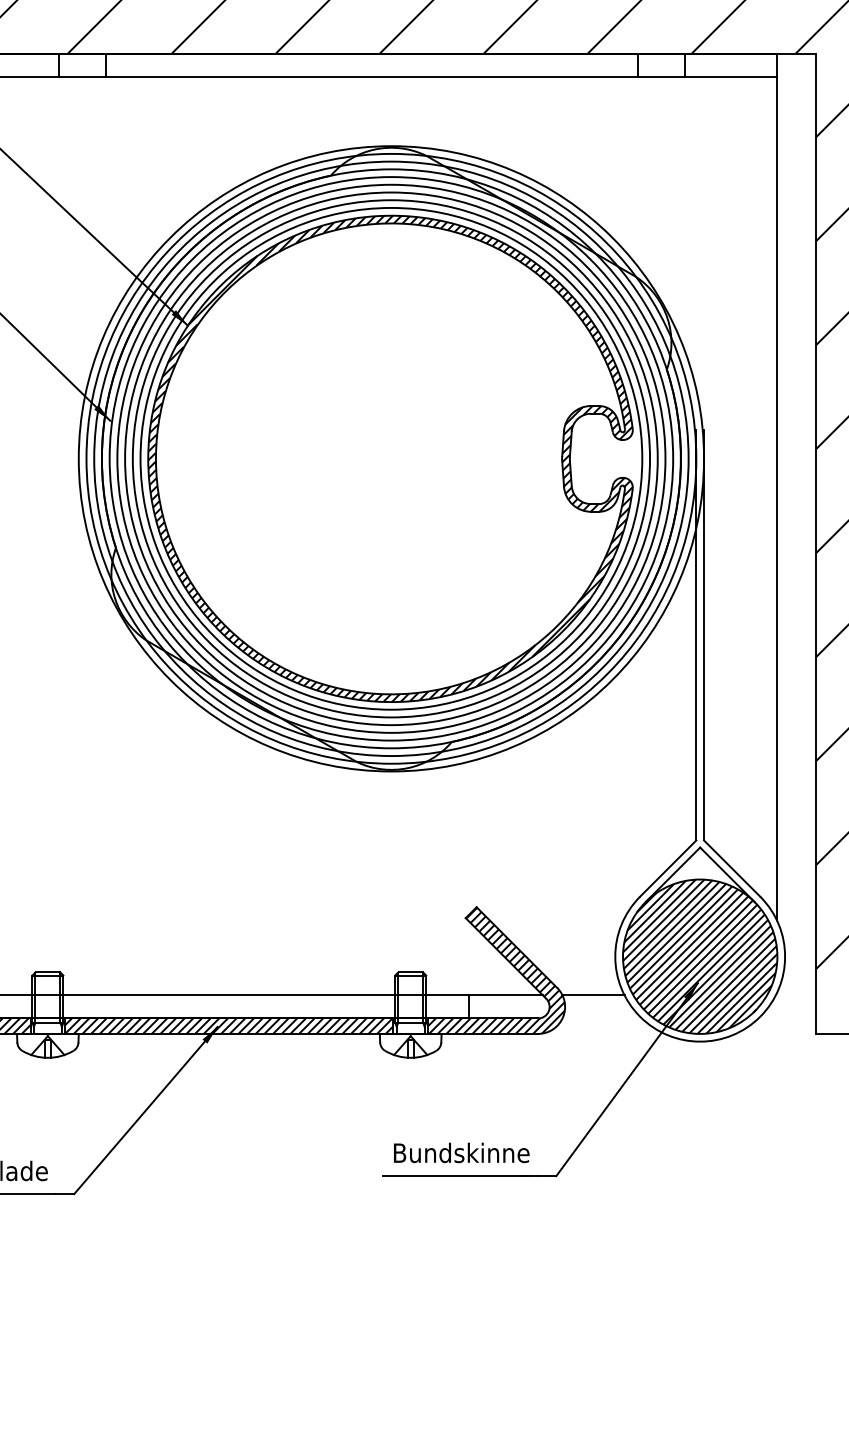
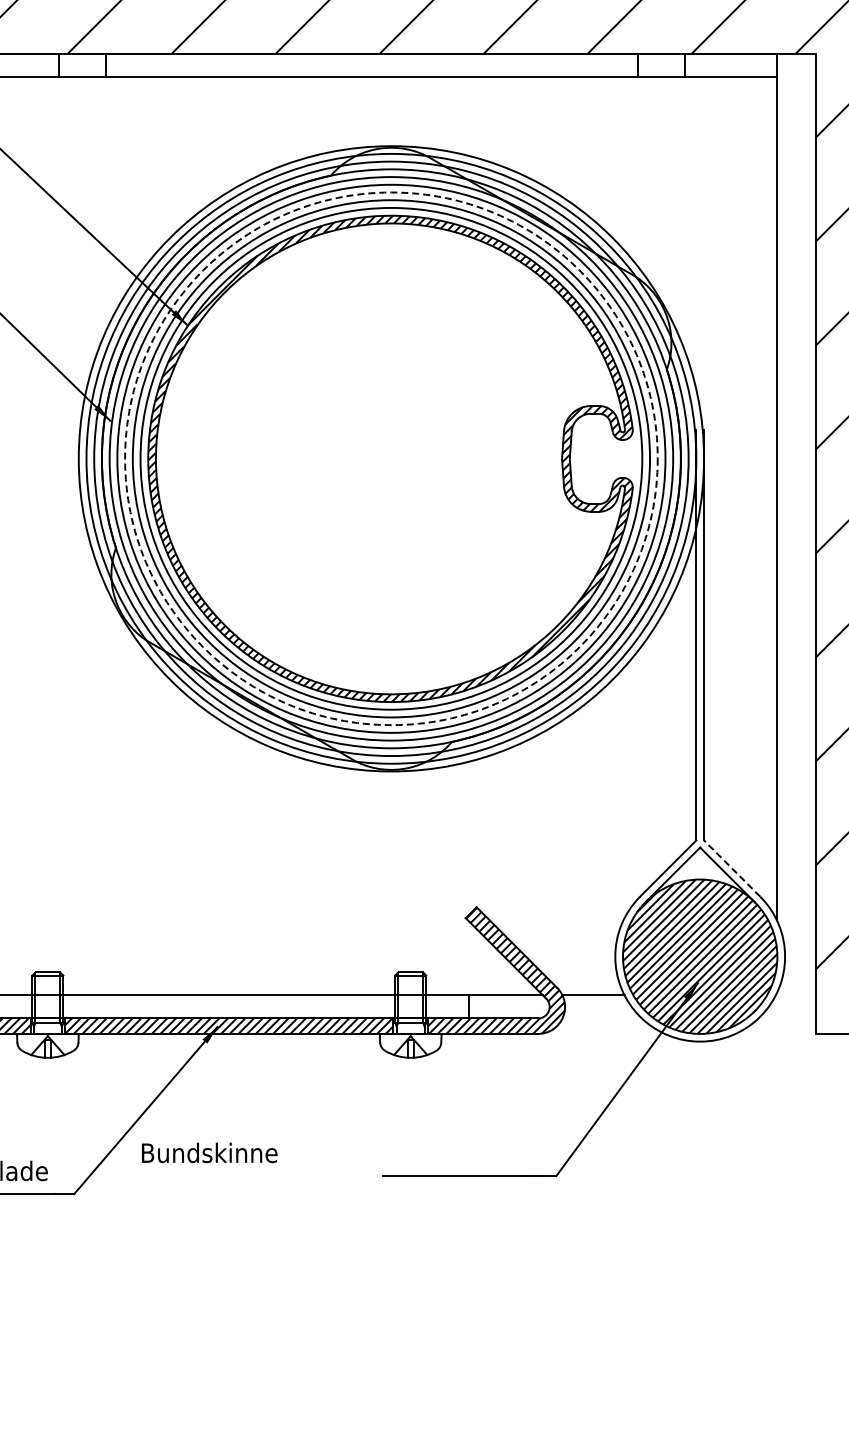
circle: solid -> dashed (391, 458)
line: solid -> dashed (732, 868)
text position: (461, 1152) -> (209, 1152) (209, 1152)
